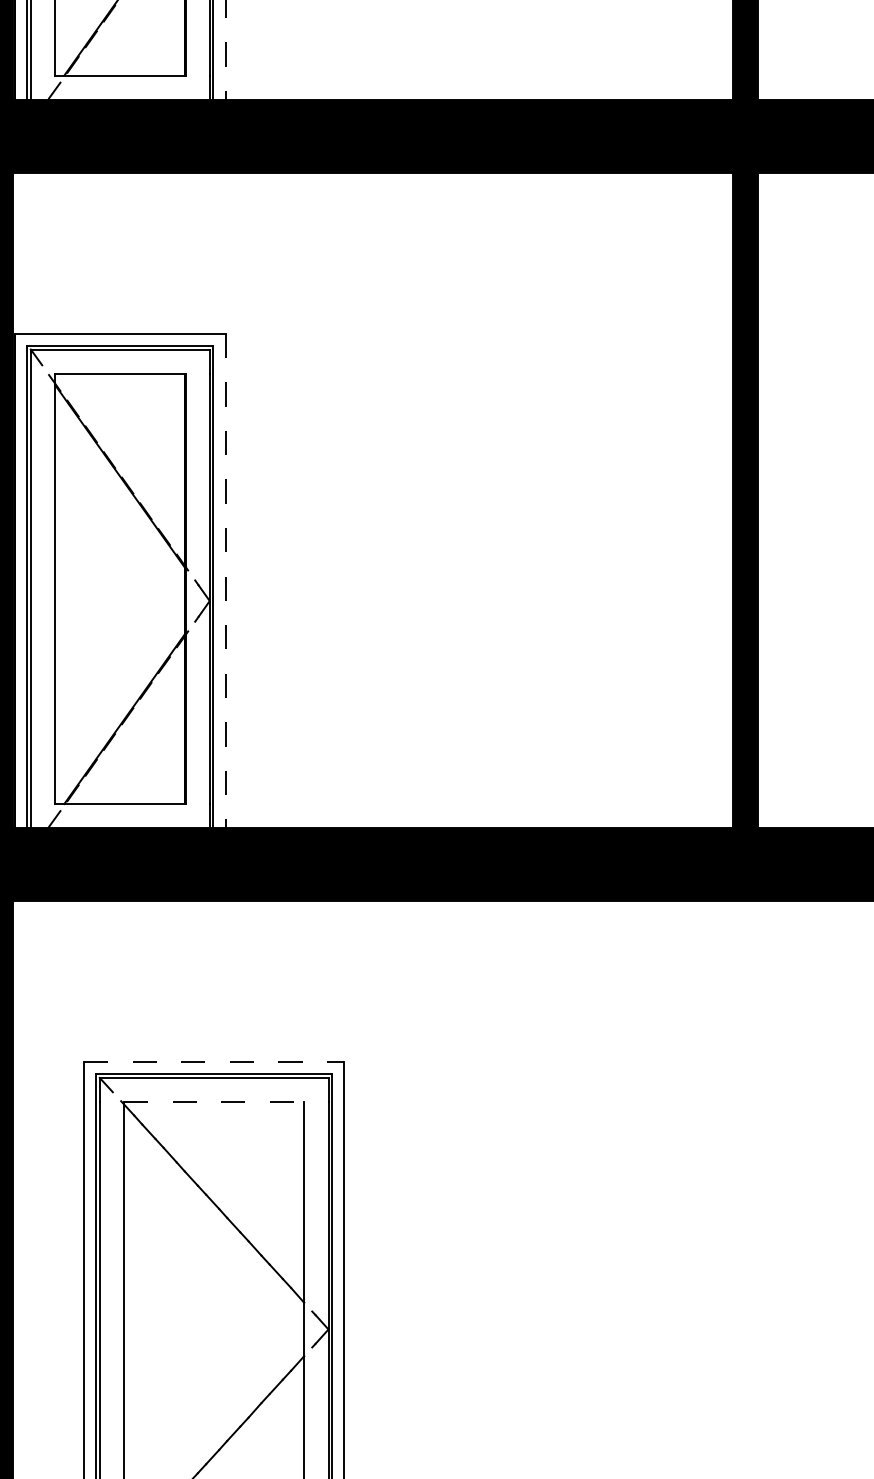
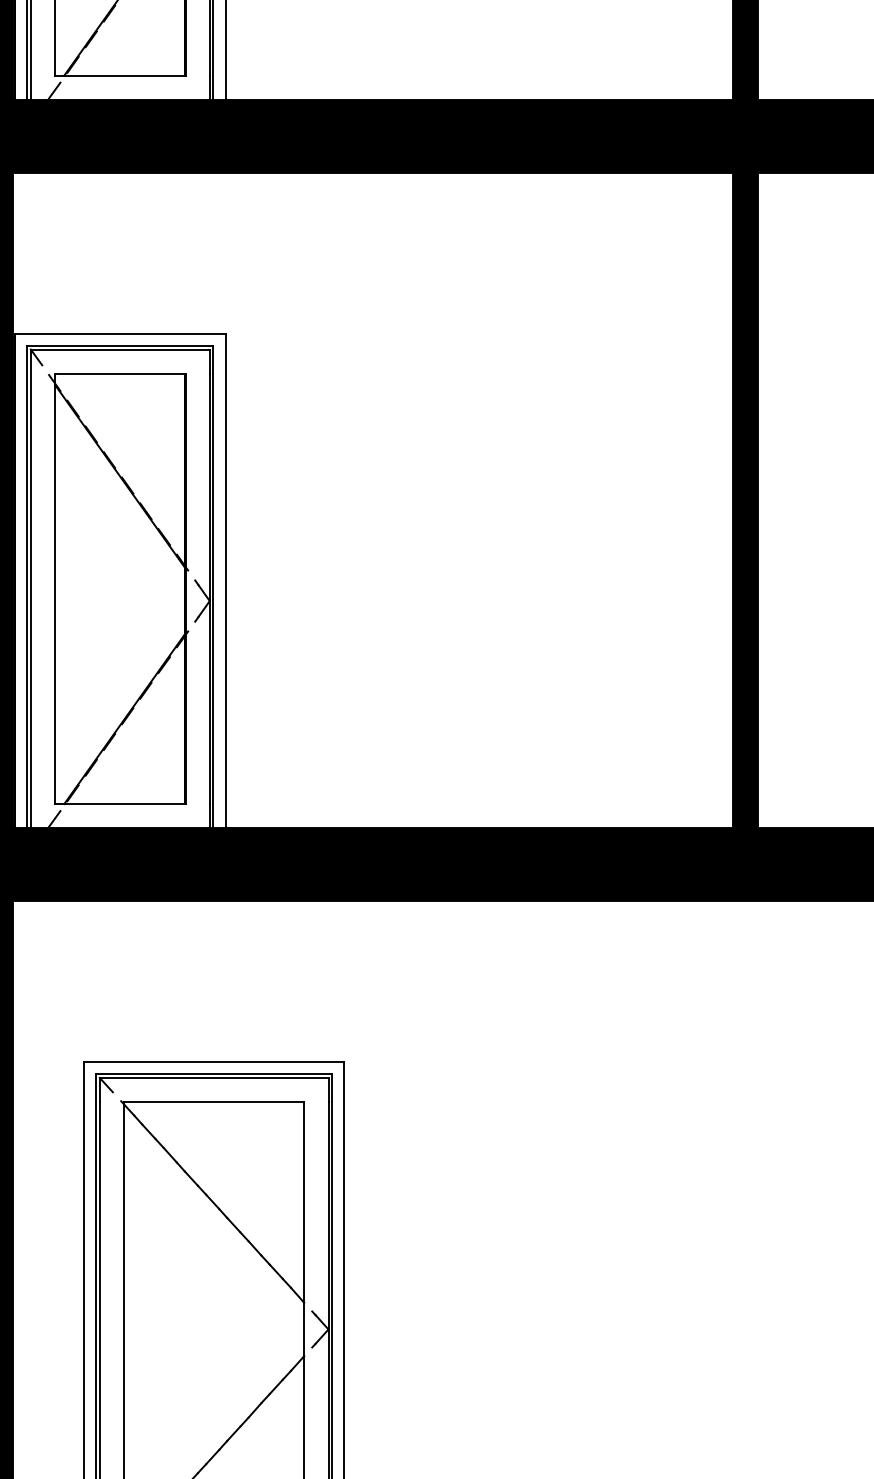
line: dashed -> solid (225, 49)
line: dashed -> solid (225, 581)
line: dashed -> solid (214, 1062)
line: dashed -> solid (214, 1102)
